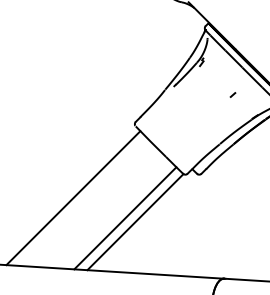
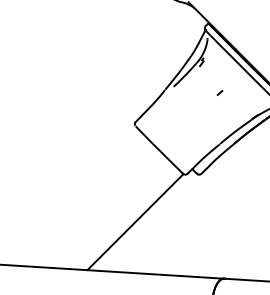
curve position: (232, 94) -> (219, 92) (219, 92)
line: present -> none (73, 198)
line: present -> none (125, 218)
